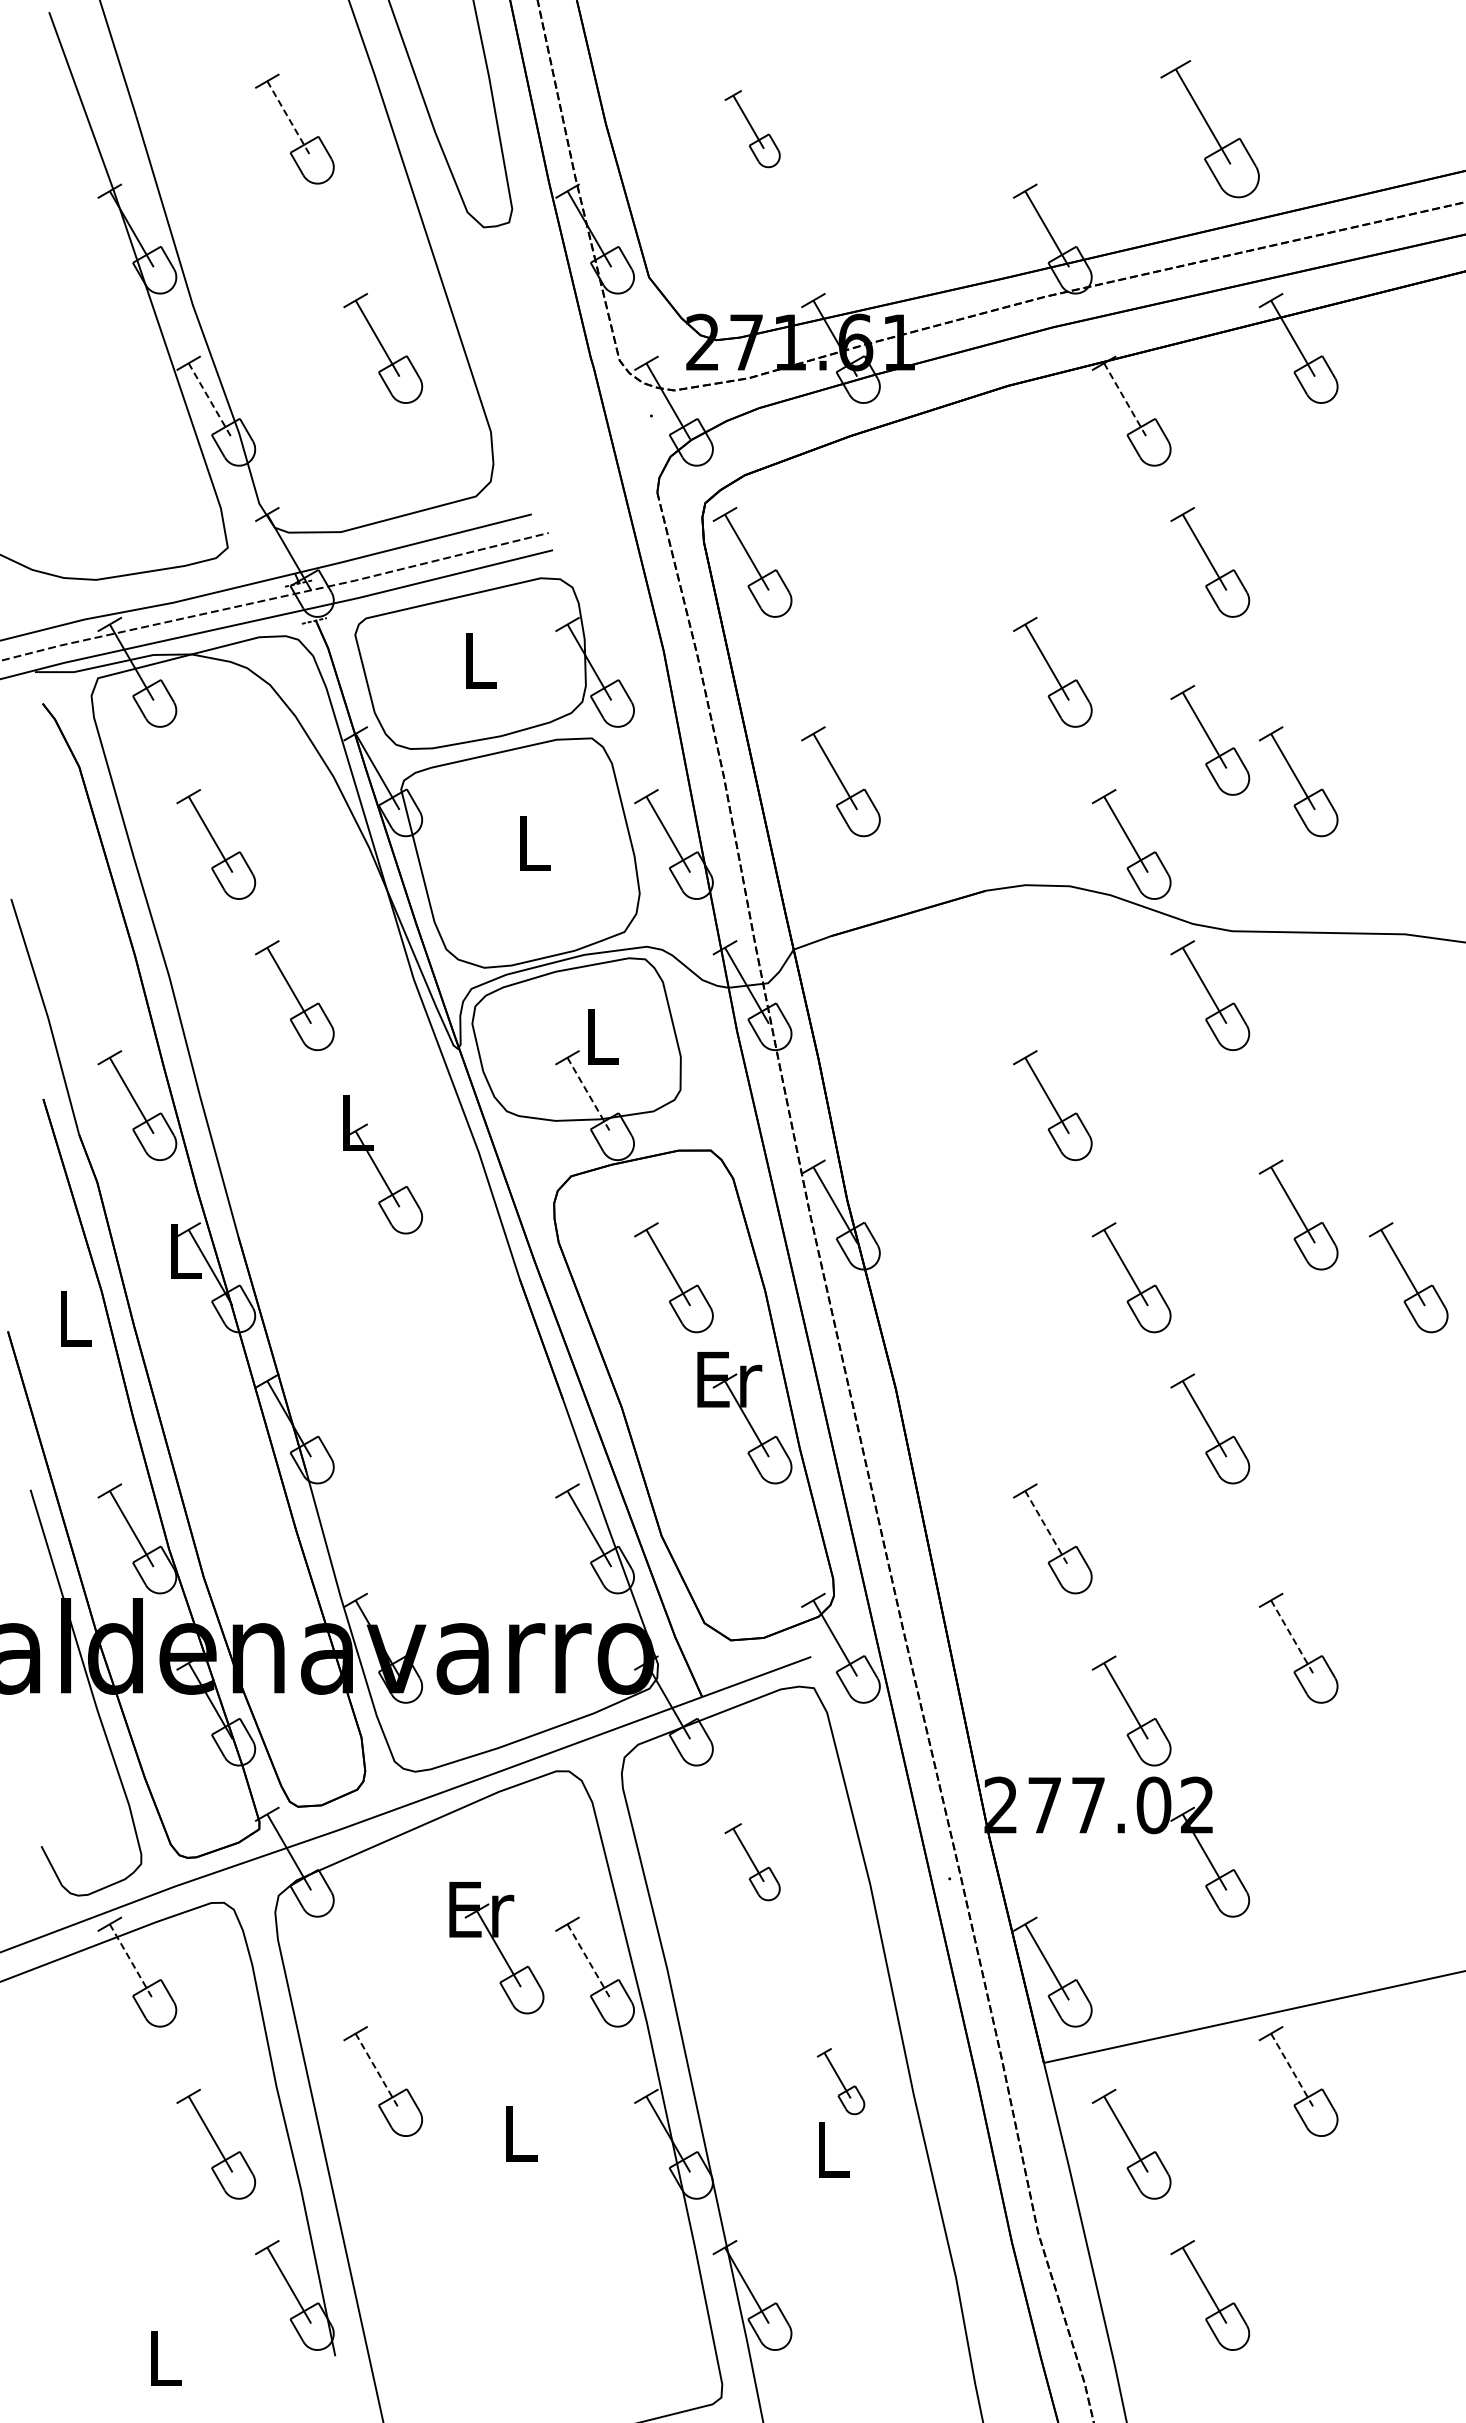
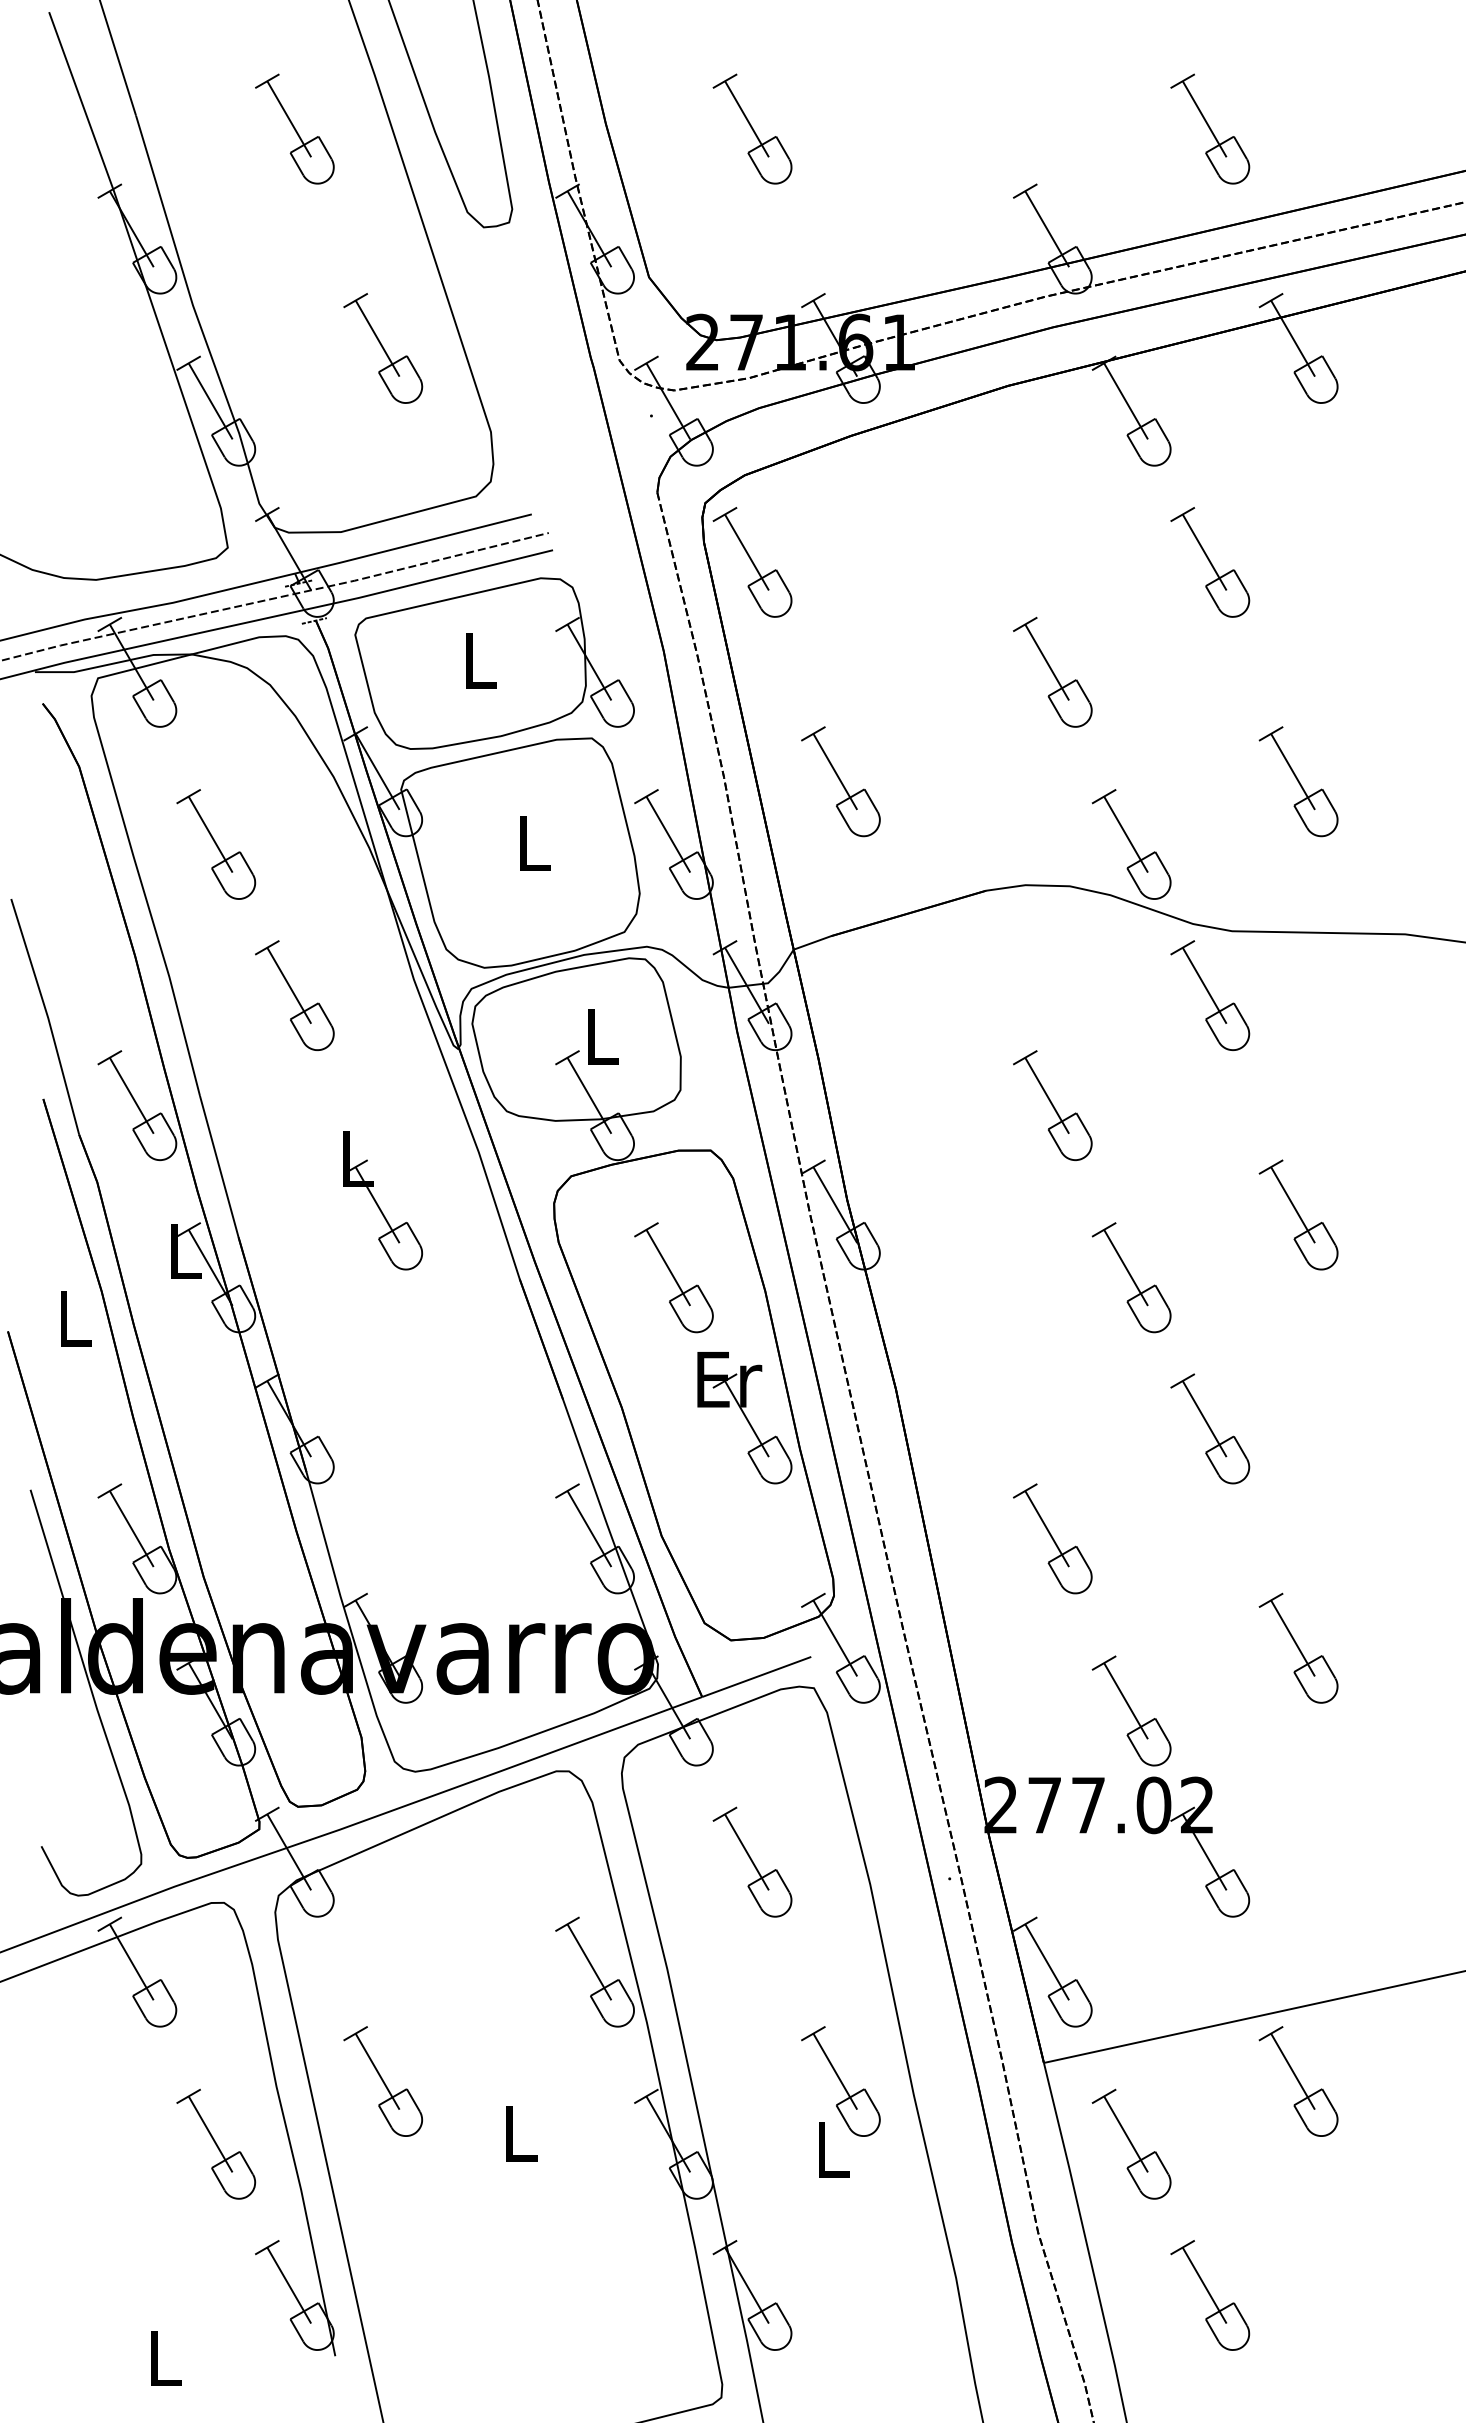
line: dashed -> solid (289, 119)
part size: 57x79 px -> 81x112 px (752, 128)
part size: 100x139 px -> 81x112 px (1210, 128)
line: dashed -> solid (210, 401)
line: dashed -> solid (1126, 401)
part: present -> none (1210, 740)
line: dashed -> solid (589, 1095)
part position: (382, 1164) -> (382, 1200) (382, 1200)
part: present -> none (1408, 1277)
line: dashed -> solid (1047, 1529)
line: dashed -> solid (1293, 1638)
part size: 57x79 px -> 81x112 px (752, 1861)
part: present -> none (496, 1948)
line: dashed -> solid (131, 1962)
line: dashed -> solid (589, 1962)
line: dashed -> solid (377, 2071)
line: dashed -> solid (1293, 2071)
part size: 49x68 px -> 80x111 px (840, 2081)
